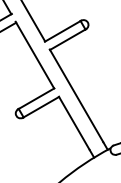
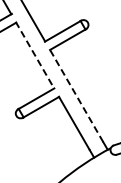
line: solid -> dashed (34, 55)
line: solid -> dashed (76, 95)
